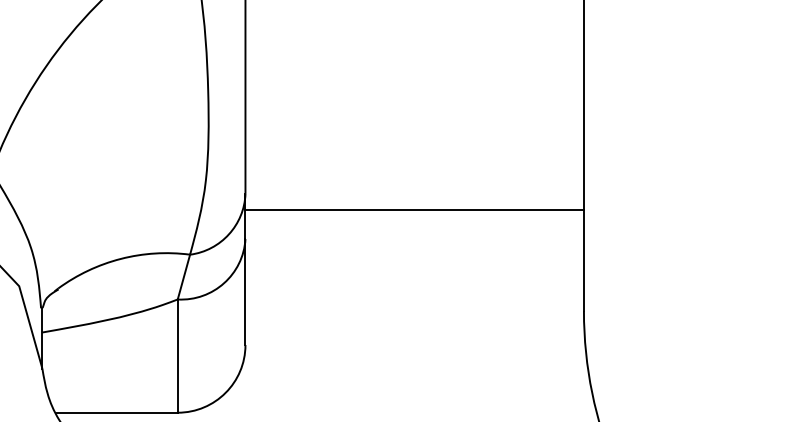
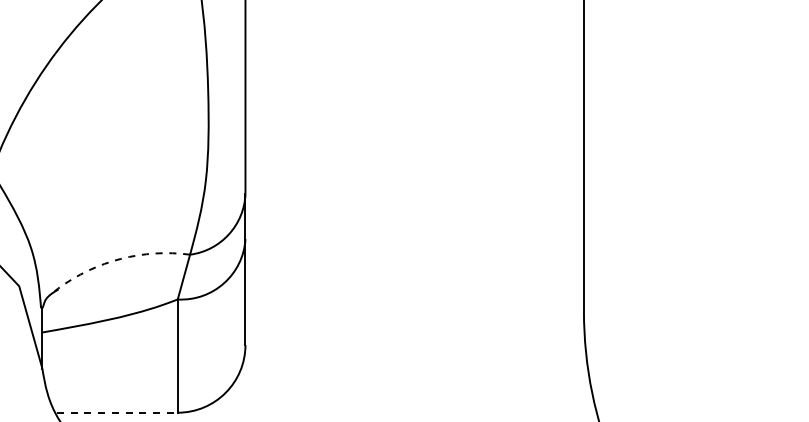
line: present -> none (414, 209)
arc: solid -> dashed (120, 258)
line: solid -> dashed (117, 412)
